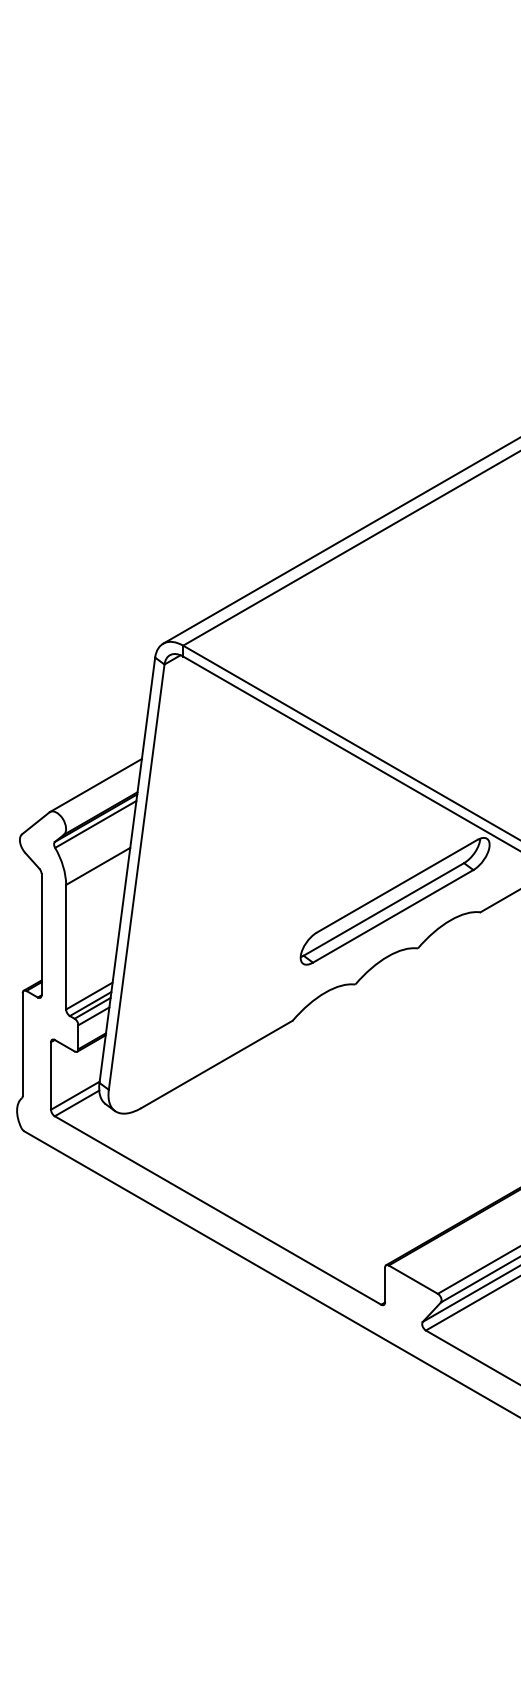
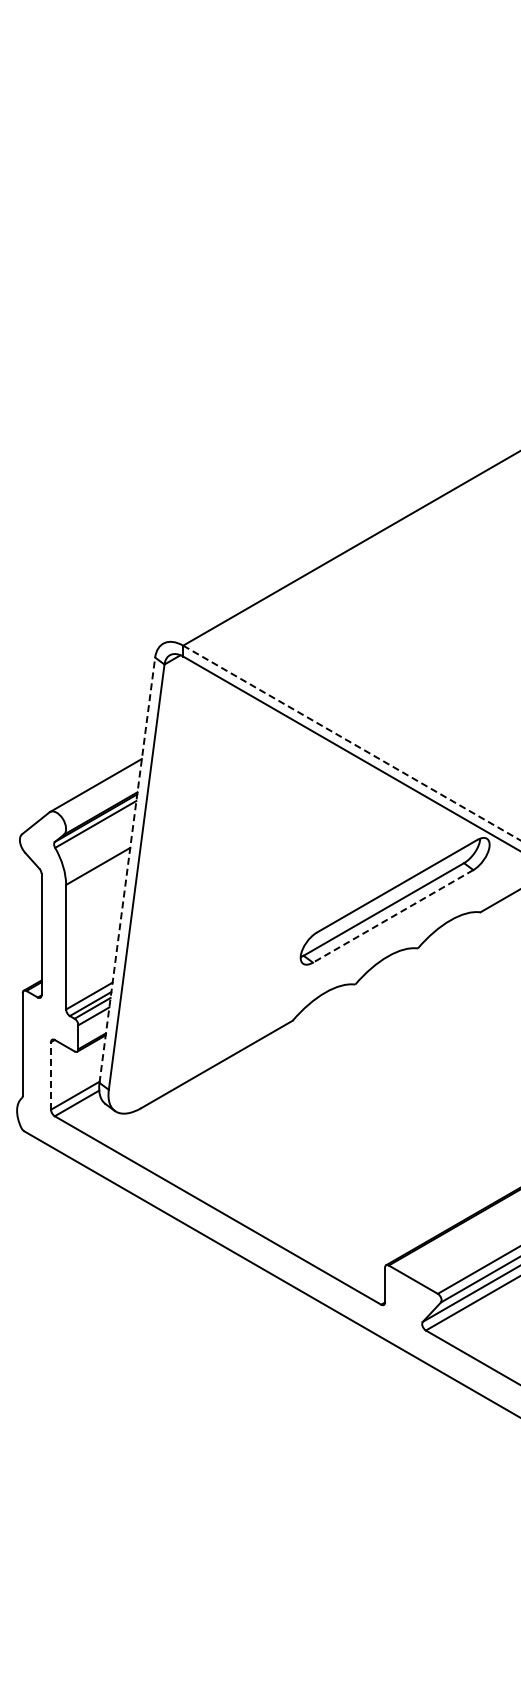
line: present -> none (340, 541)
line: solid -> dashed (352, 743)
line: solid -> dashed (127, 869)
line: solid -> dashed (393, 916)
line: solid -> dashed (51, 1075)
